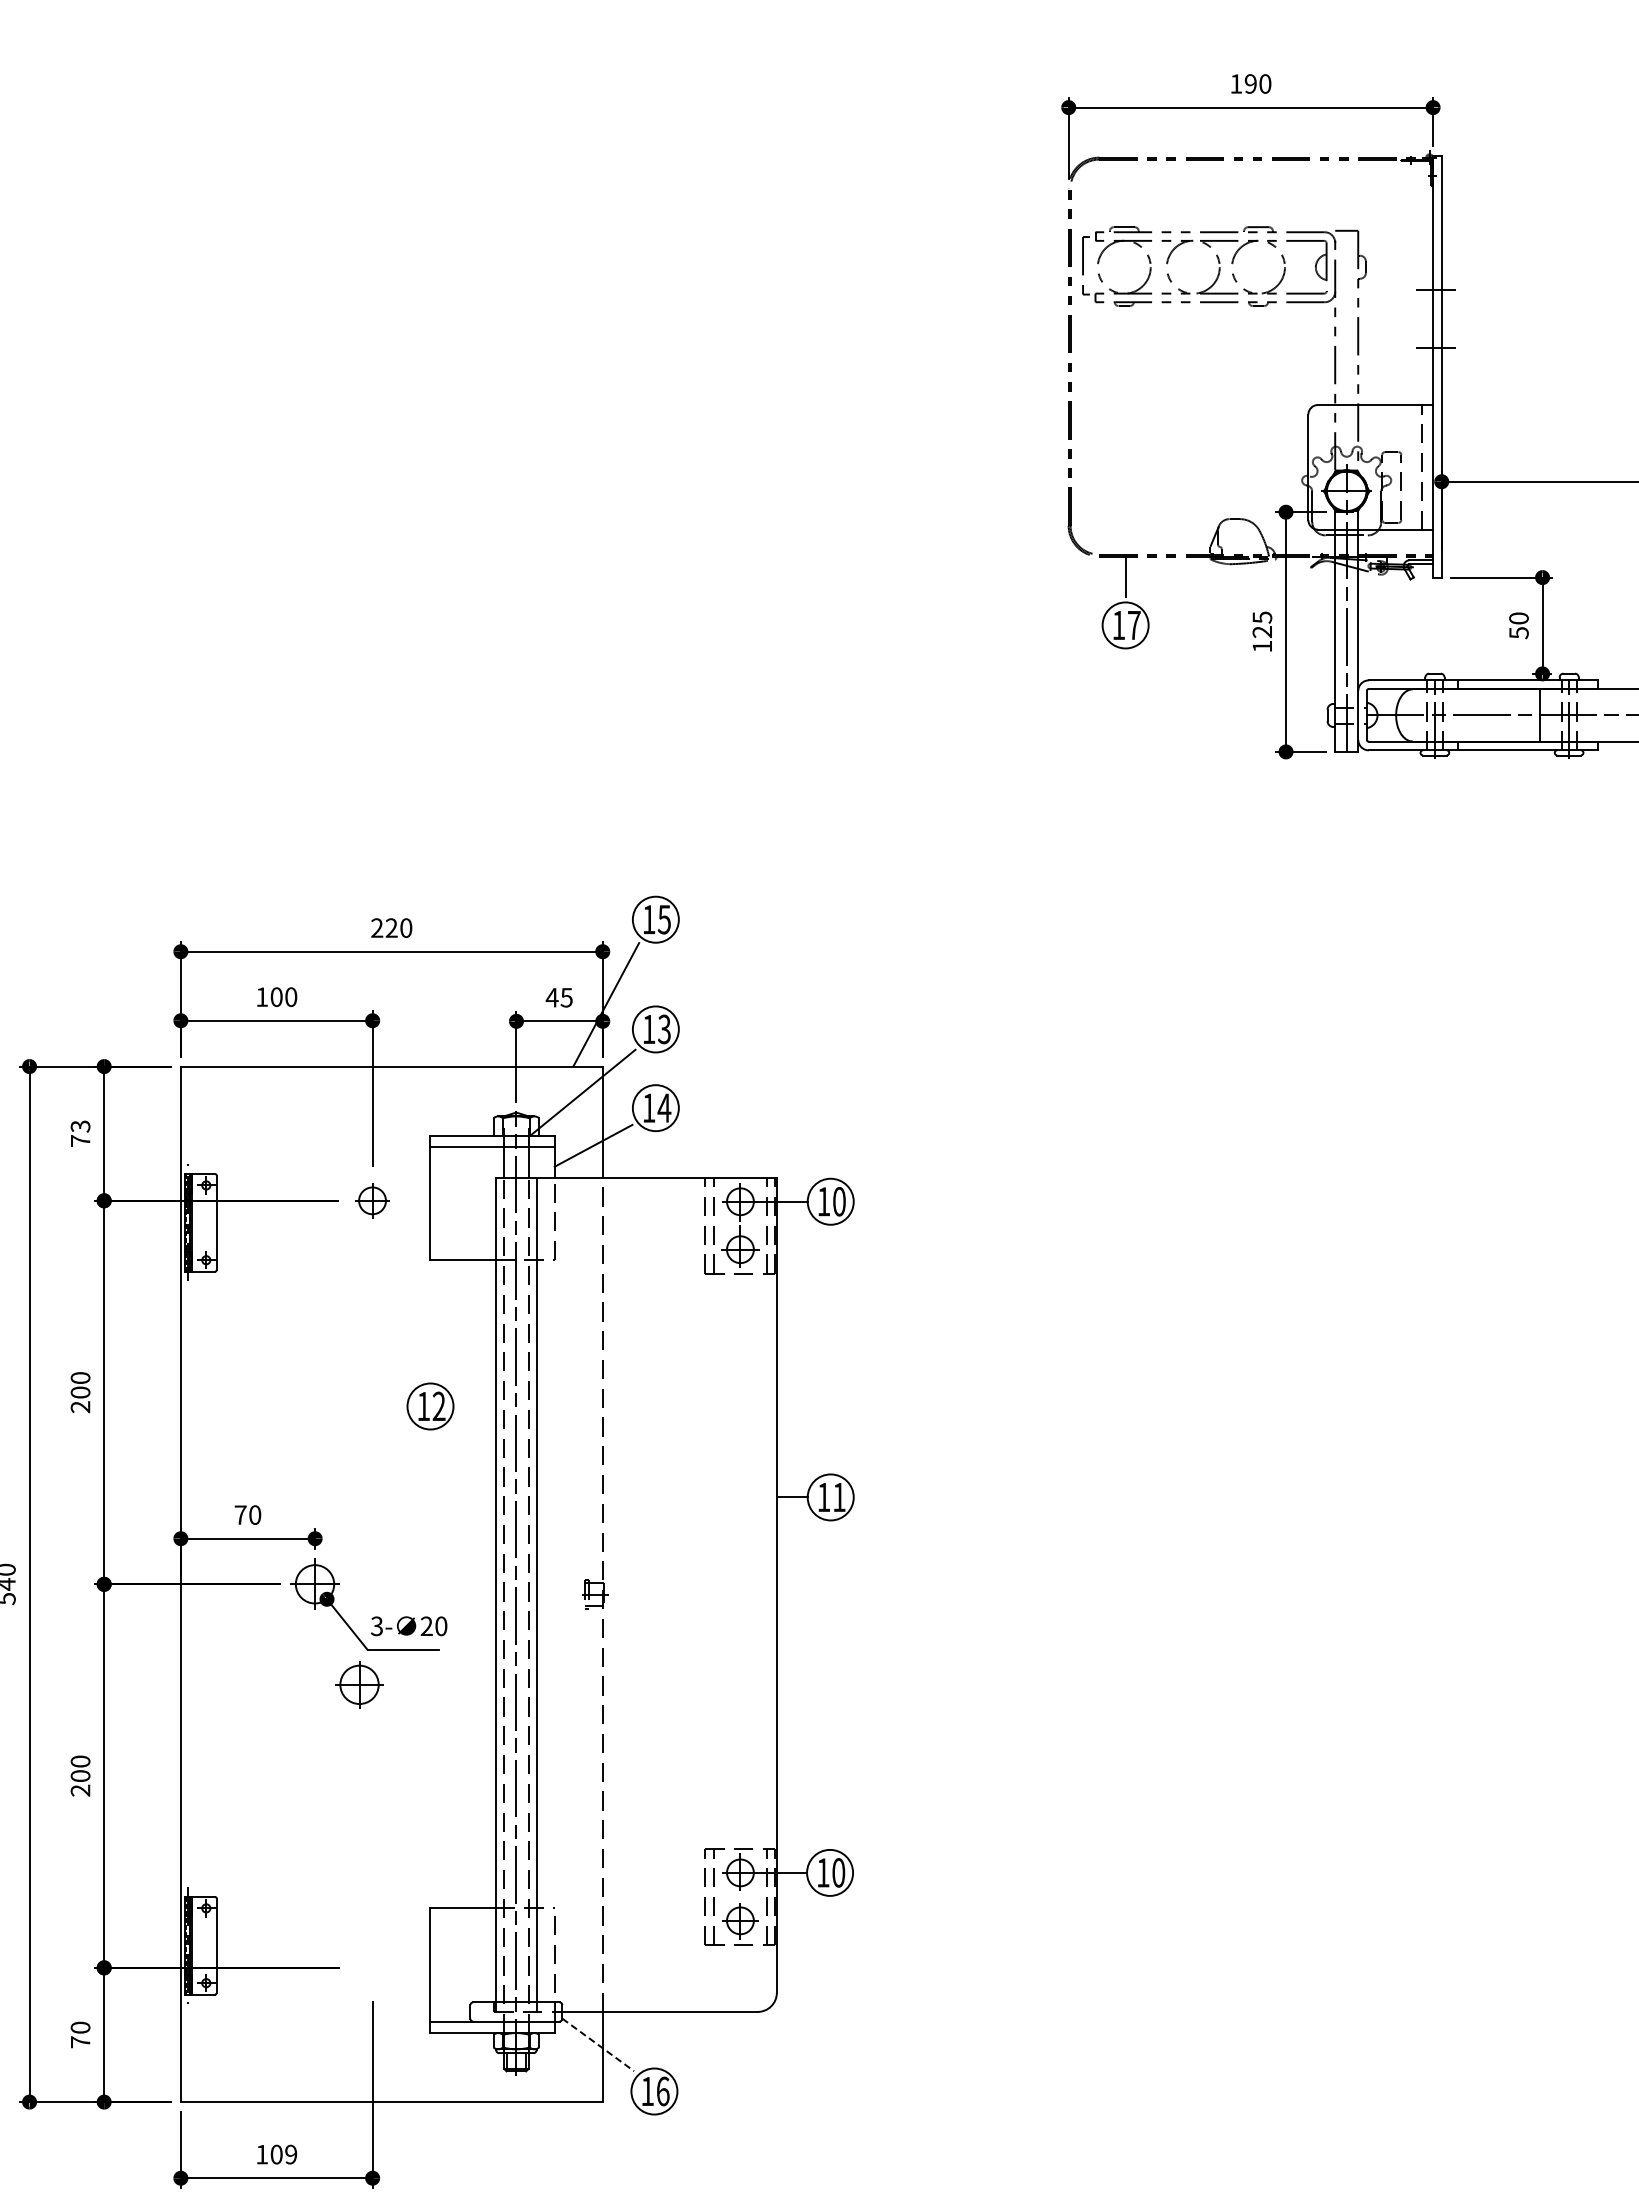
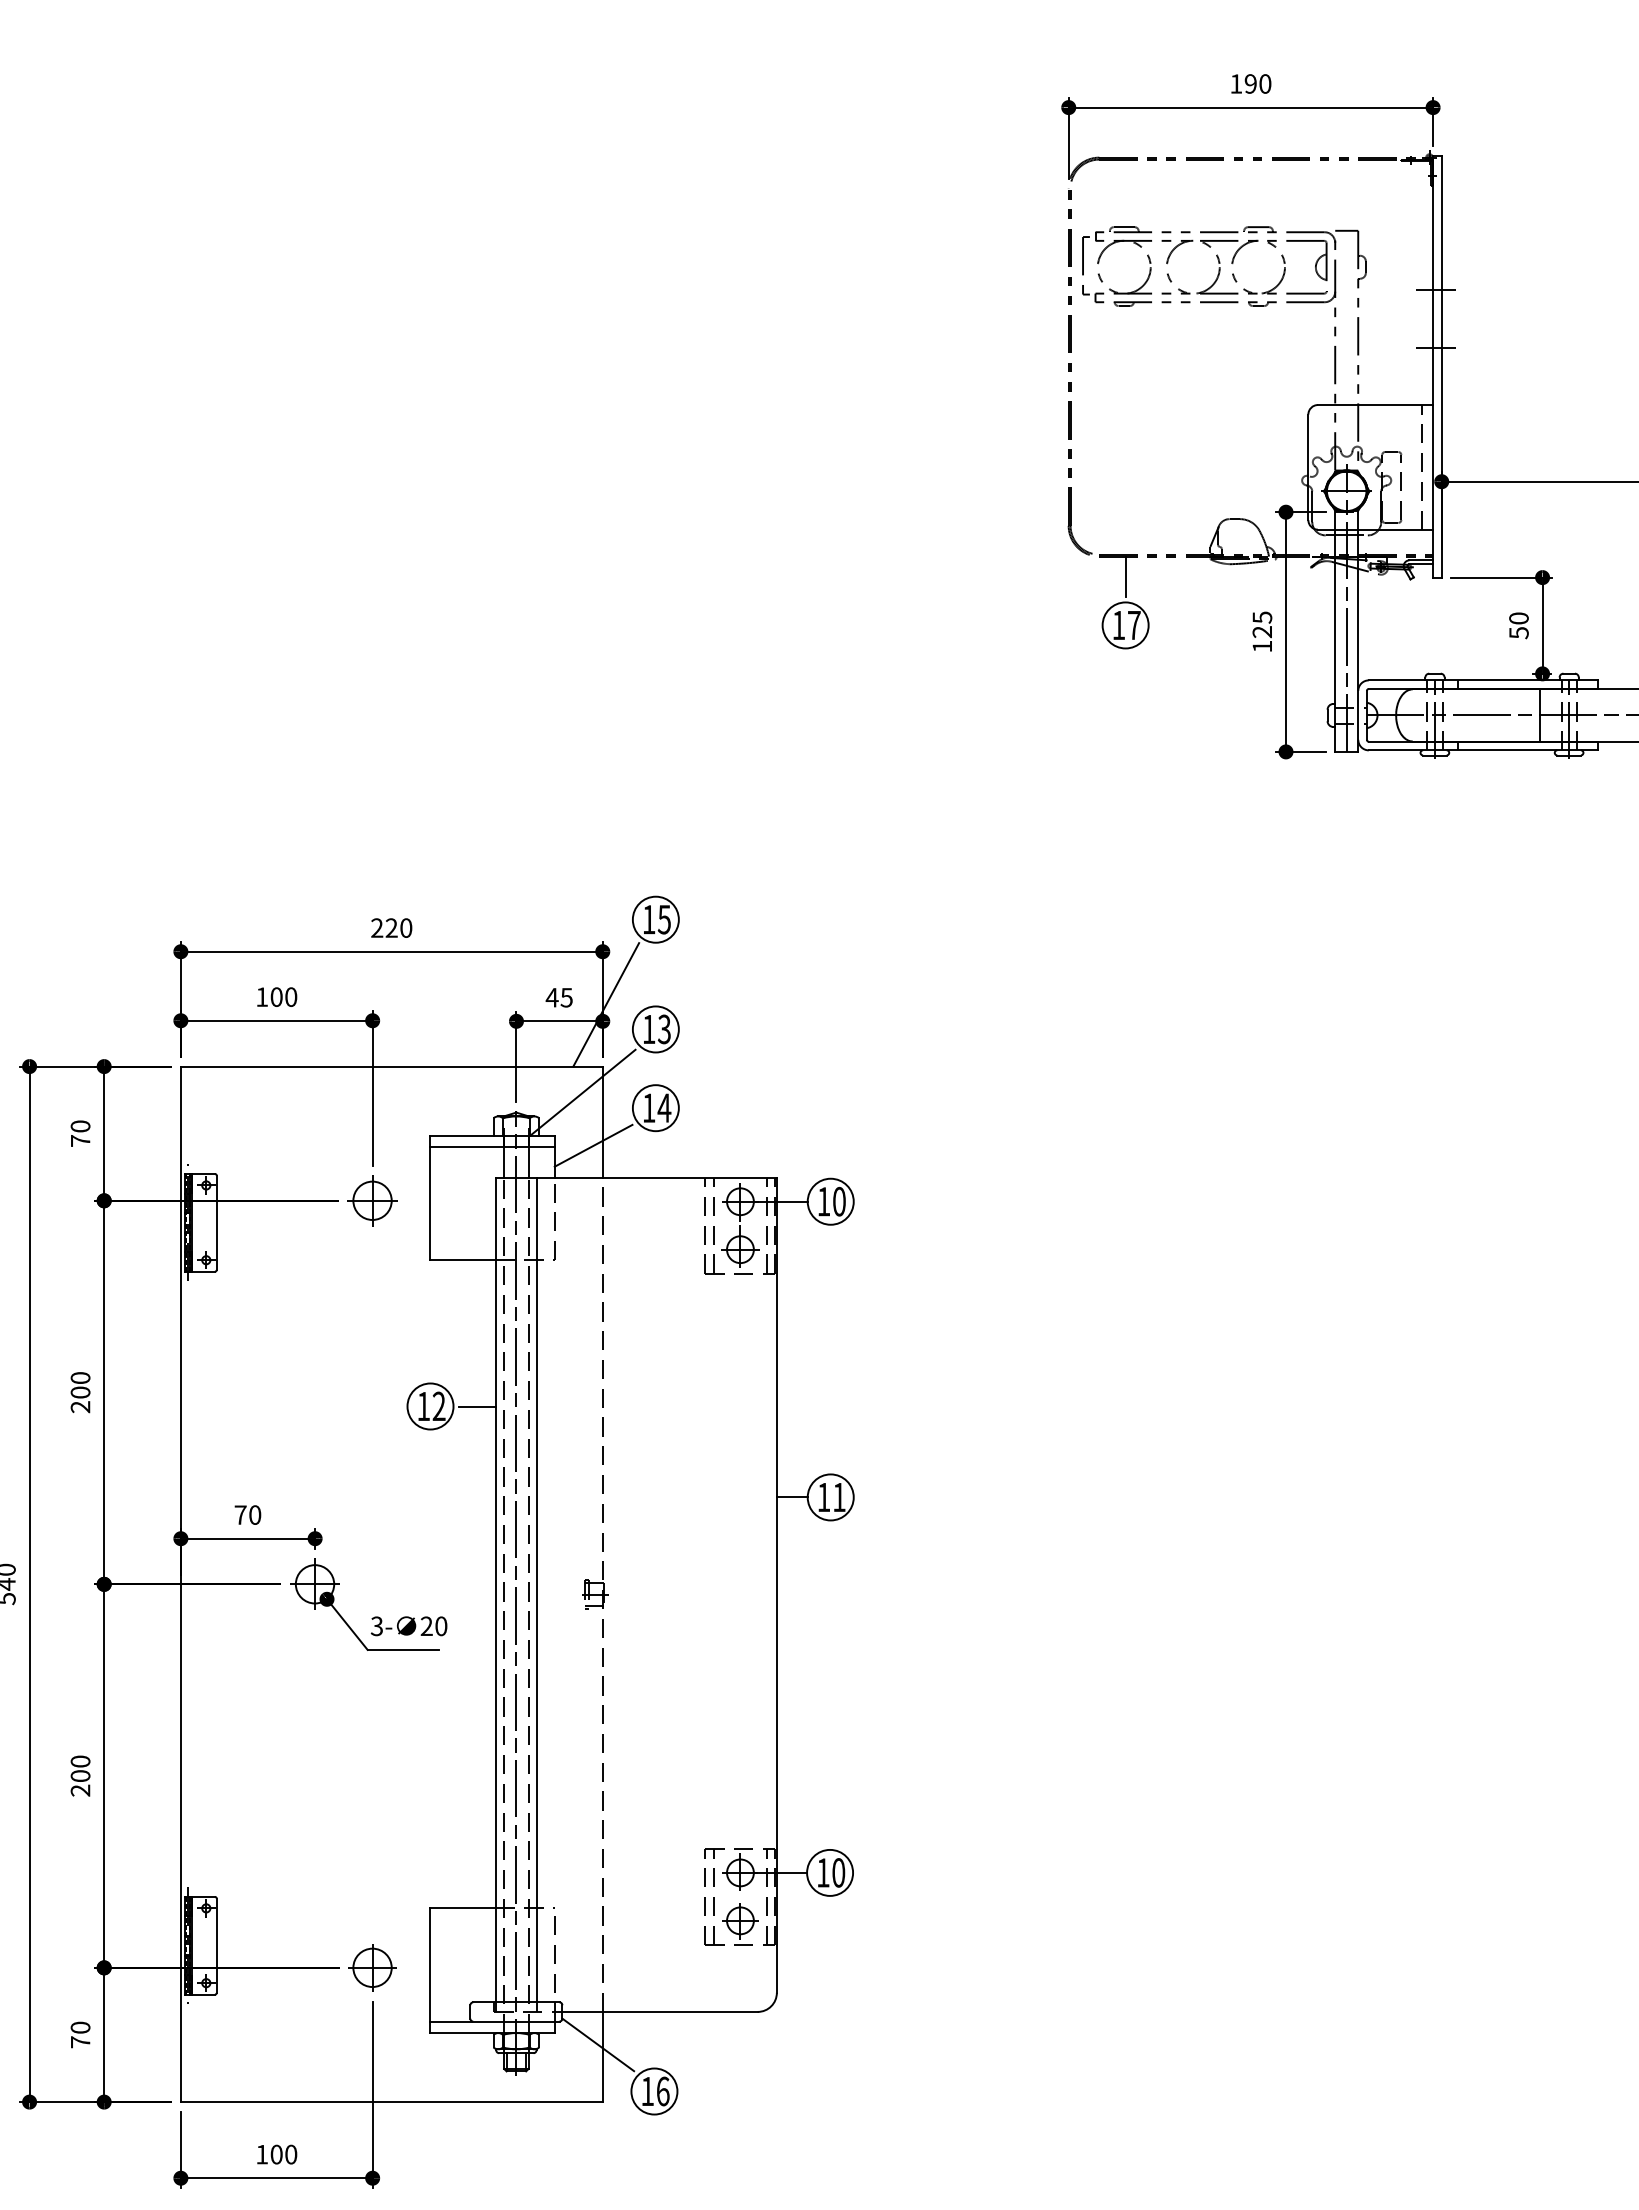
text: 73 -> 70 (80, 1126)
part size: 35x36 px -> 51x52 px (372, 1200)
line: none -> present (477, 1406)
part position: (359, 1684) -> (372, 1967) (372, 1967)
line: dashed -> solid (598, 2045)
text: 109 -> 100 (291, 2154)
